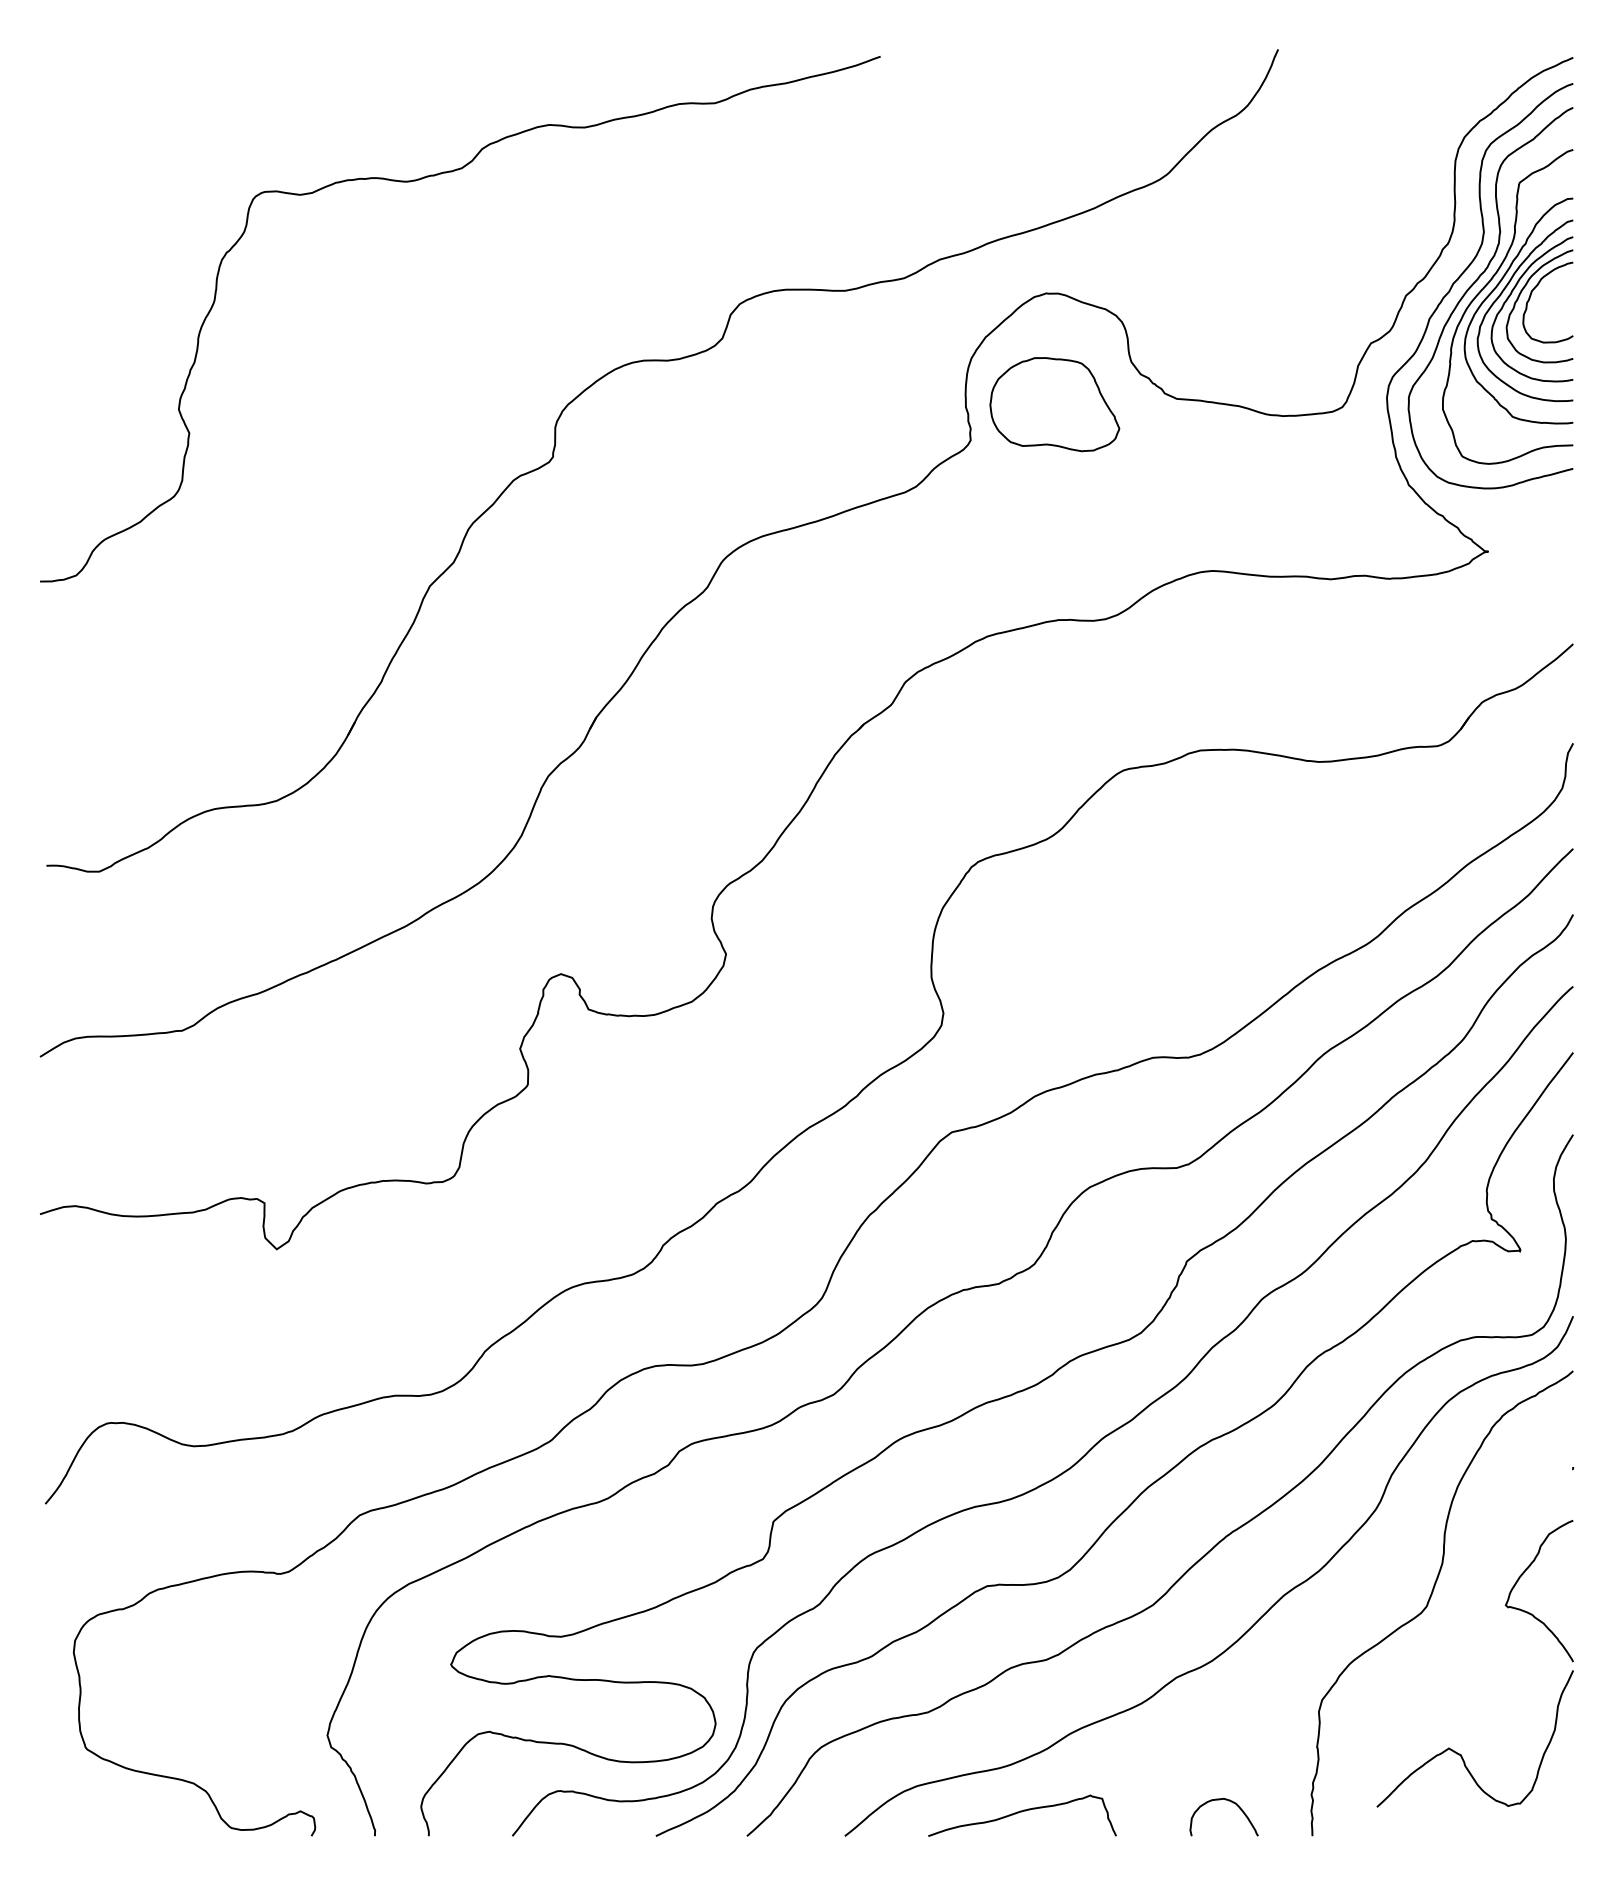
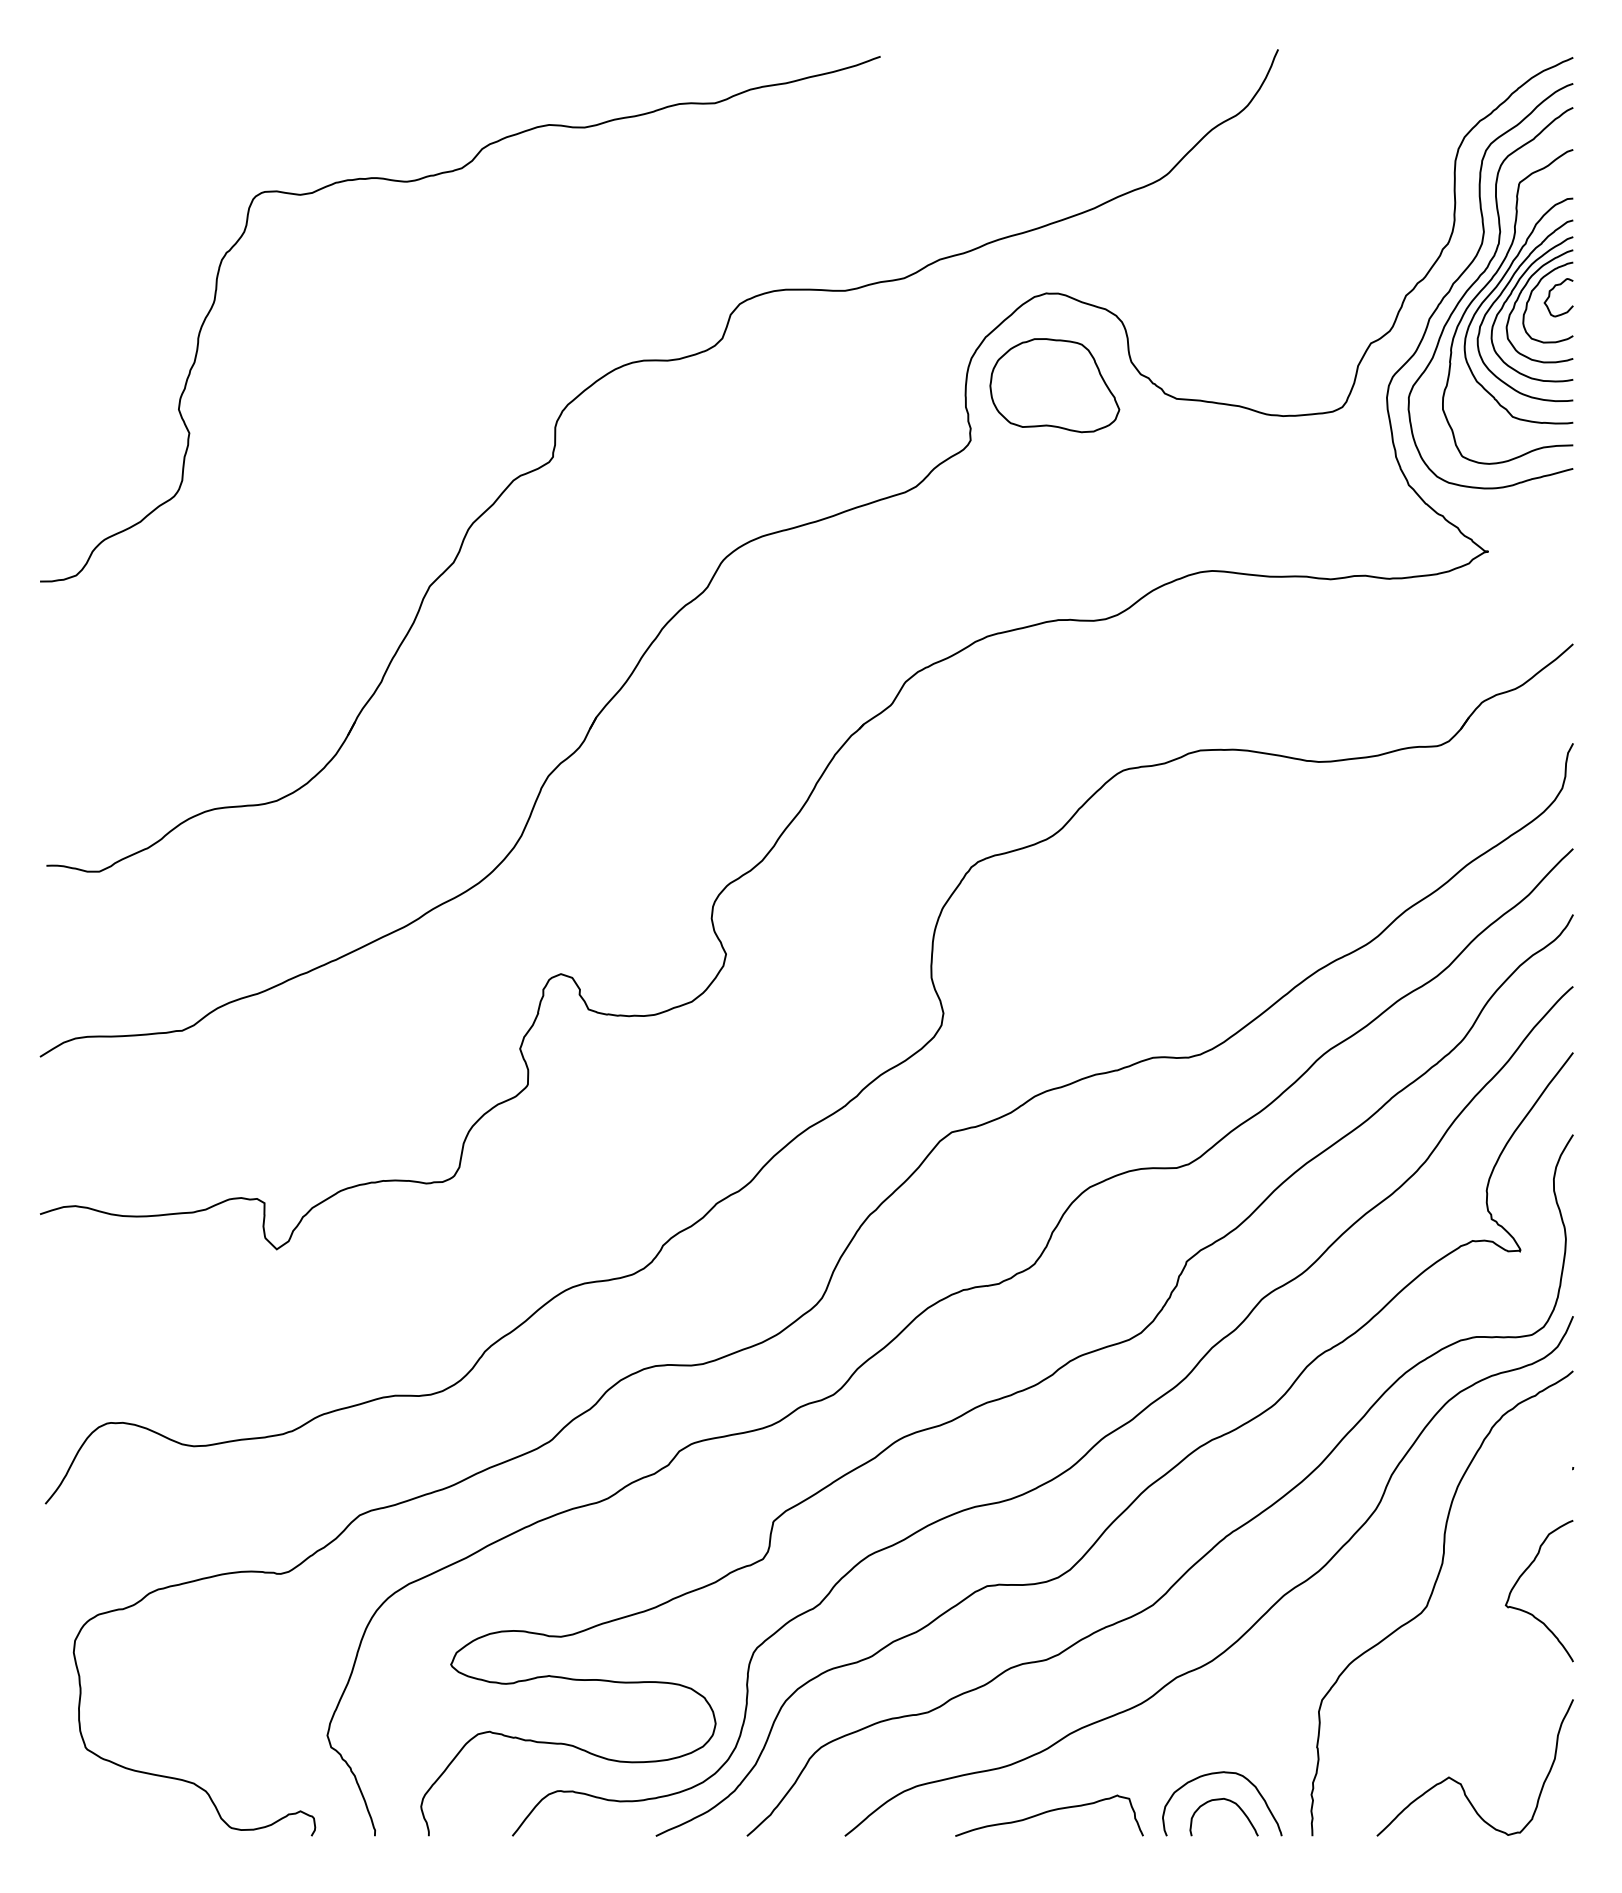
curve: none -> present (1550, 295)
part position: (1054, 404) -> (1054, 385) (1054, 385)
curve position: (1461, 1754) -> (1461, 1783) (1461, 1783)
curve: none -> present (1222, 1773)
curve position: (1022, 1812) -> (1049, 1812) (1049, 1812)
